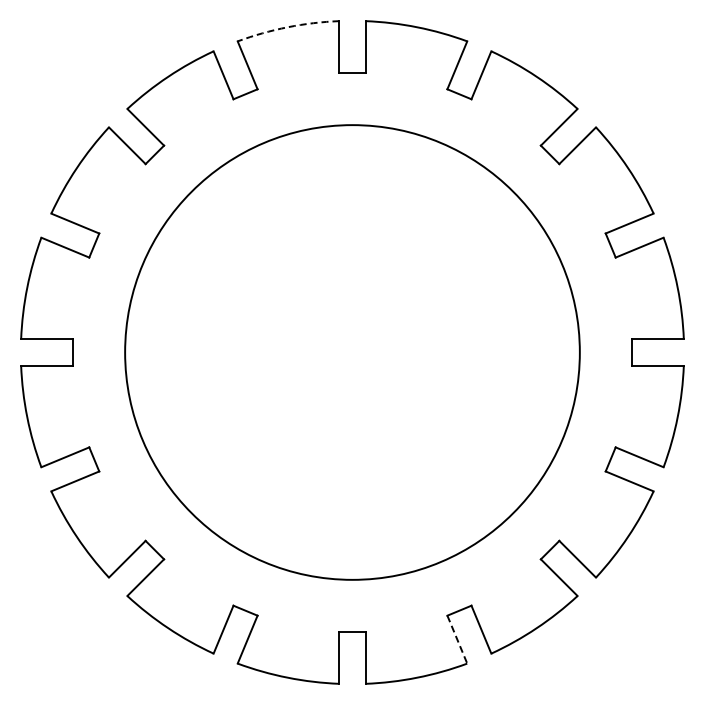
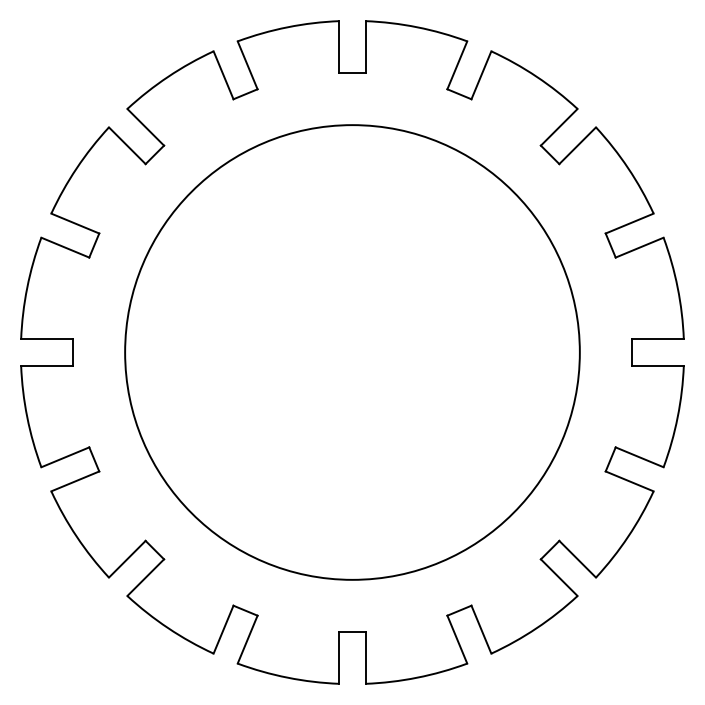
arc: dashed -> solid (287, 27)
line: dashed -> solid (457, 639)
